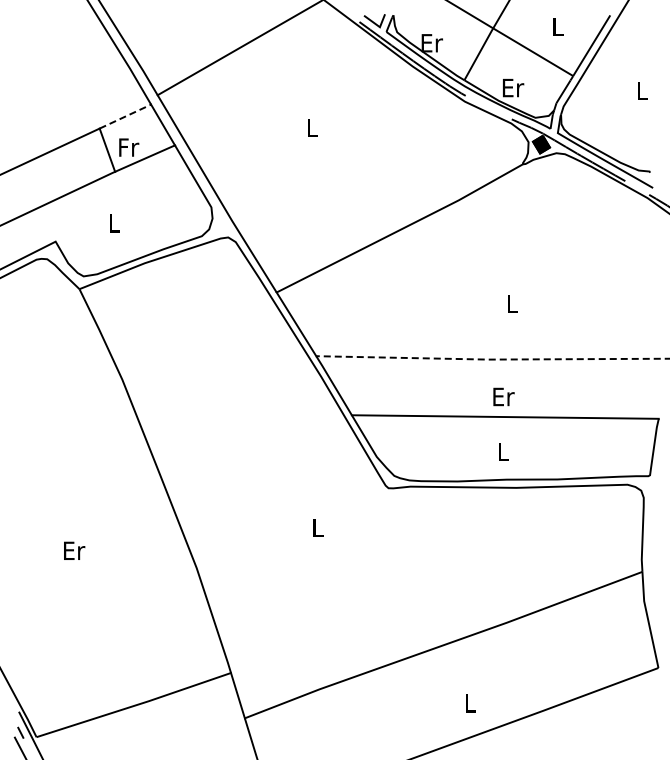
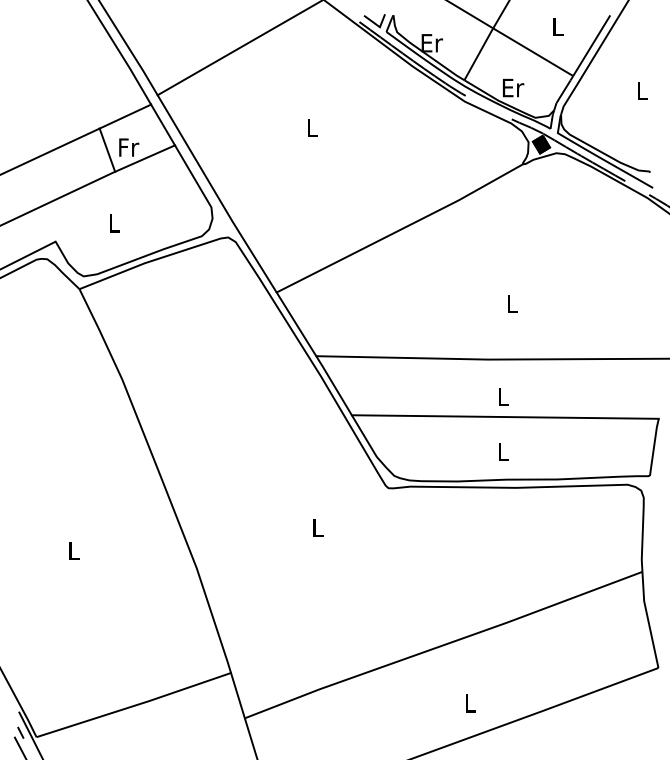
line: dashed -> solid (125, 116)
line: dashed -> solid (492, 359)
text: Er -> L (503, 396)
text: Er -> L (74, 550)
